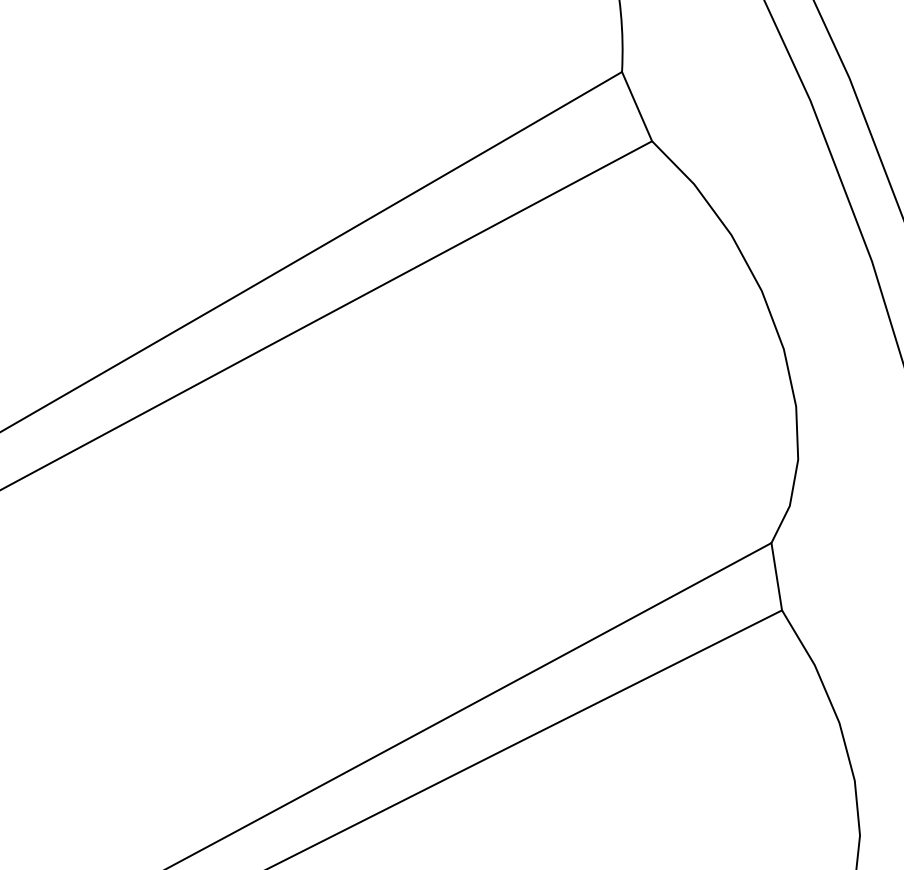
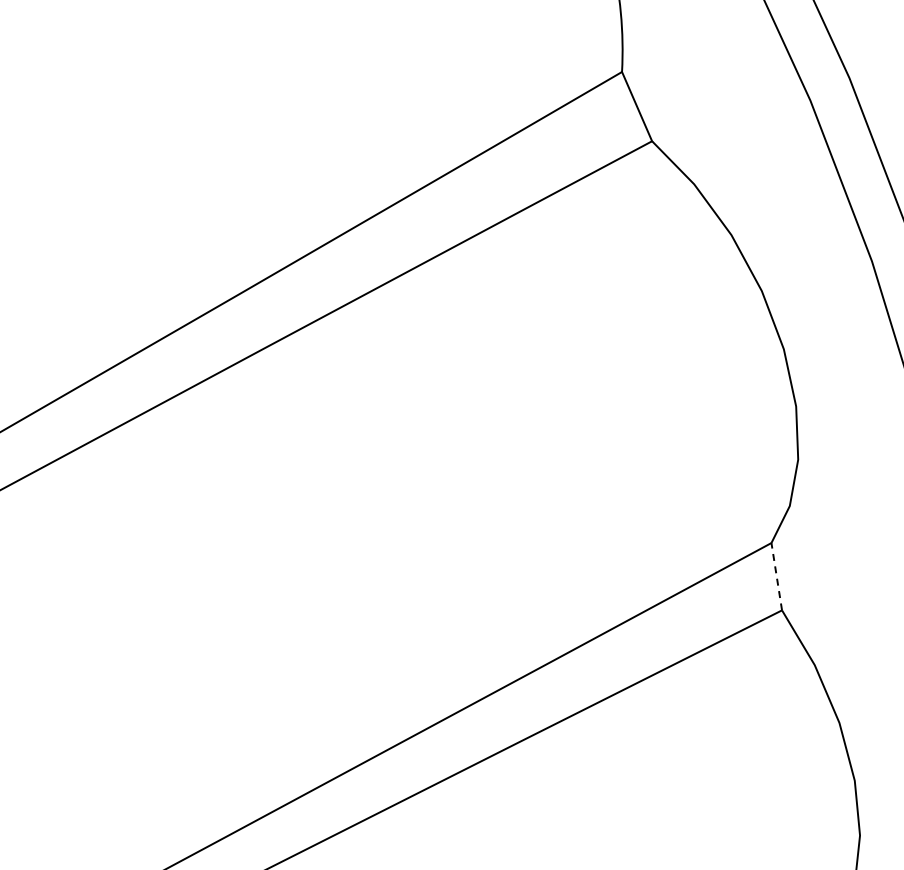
line: solid -> dashed (776, 576)
